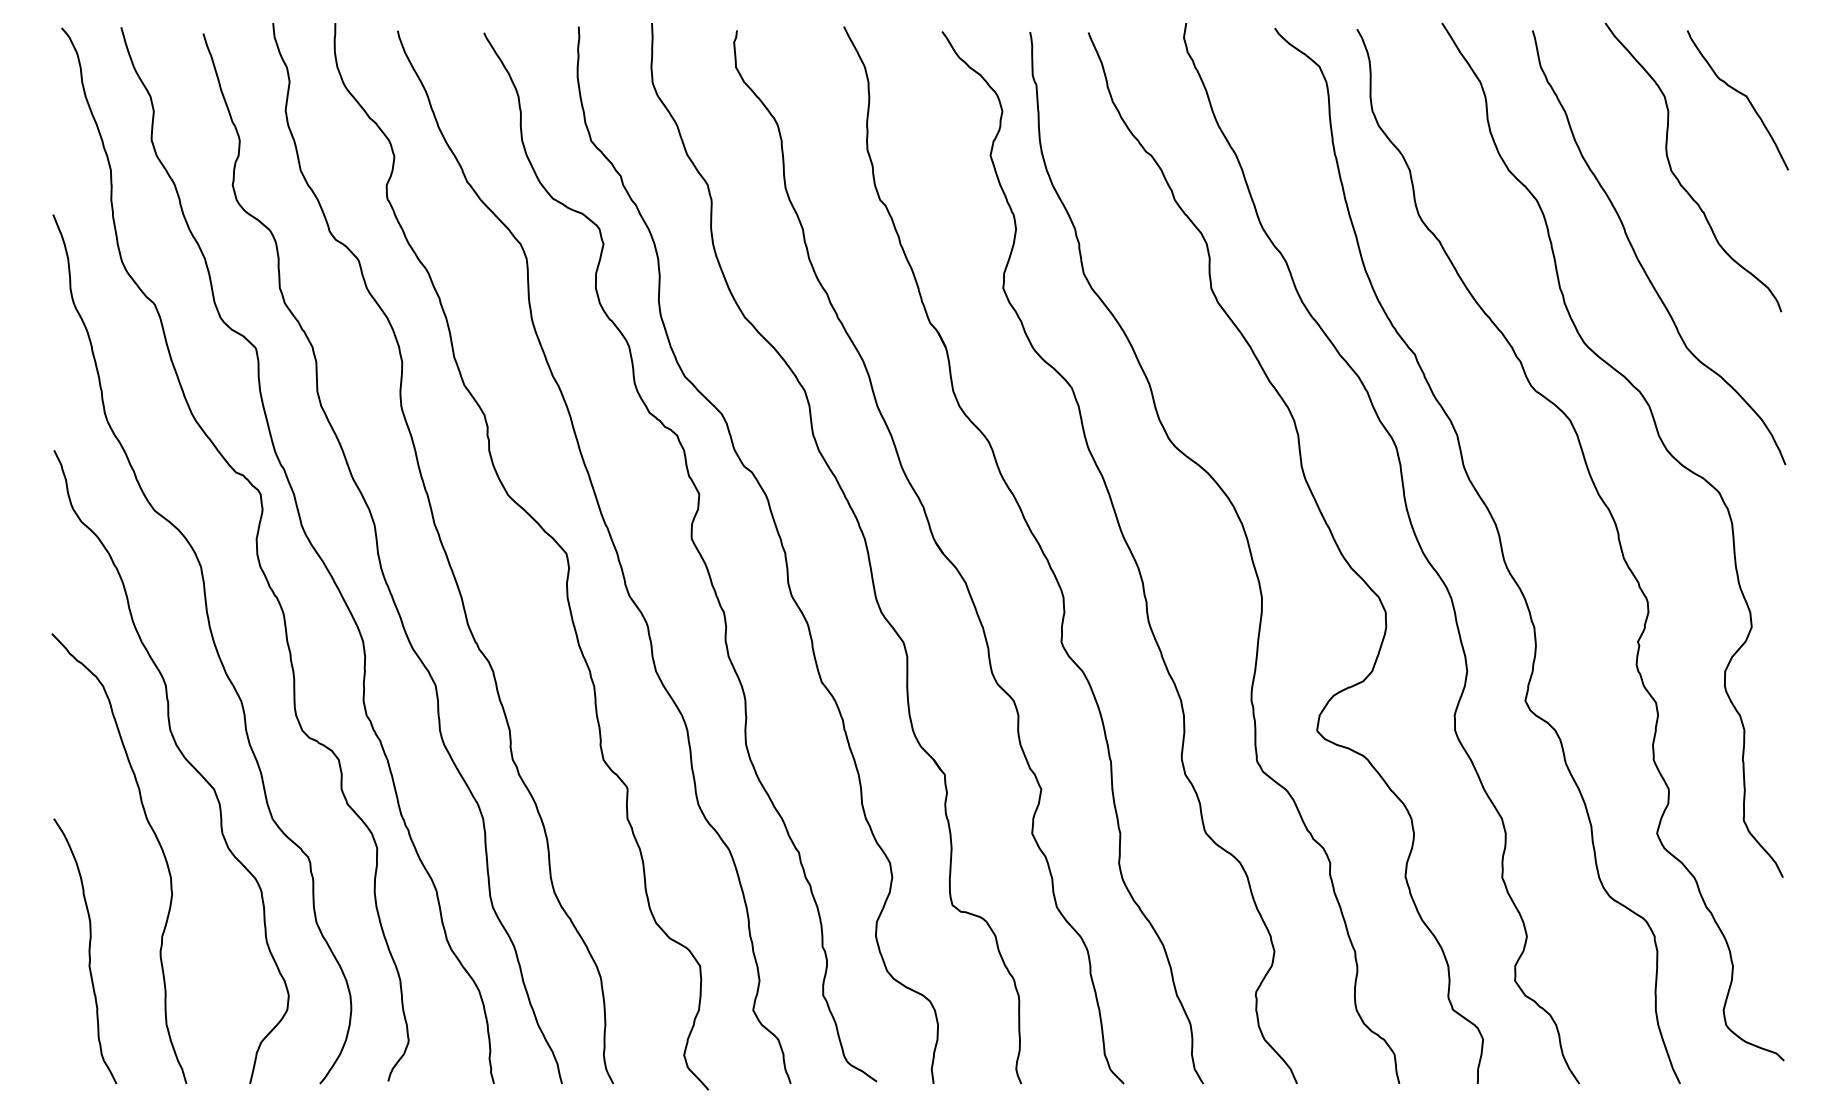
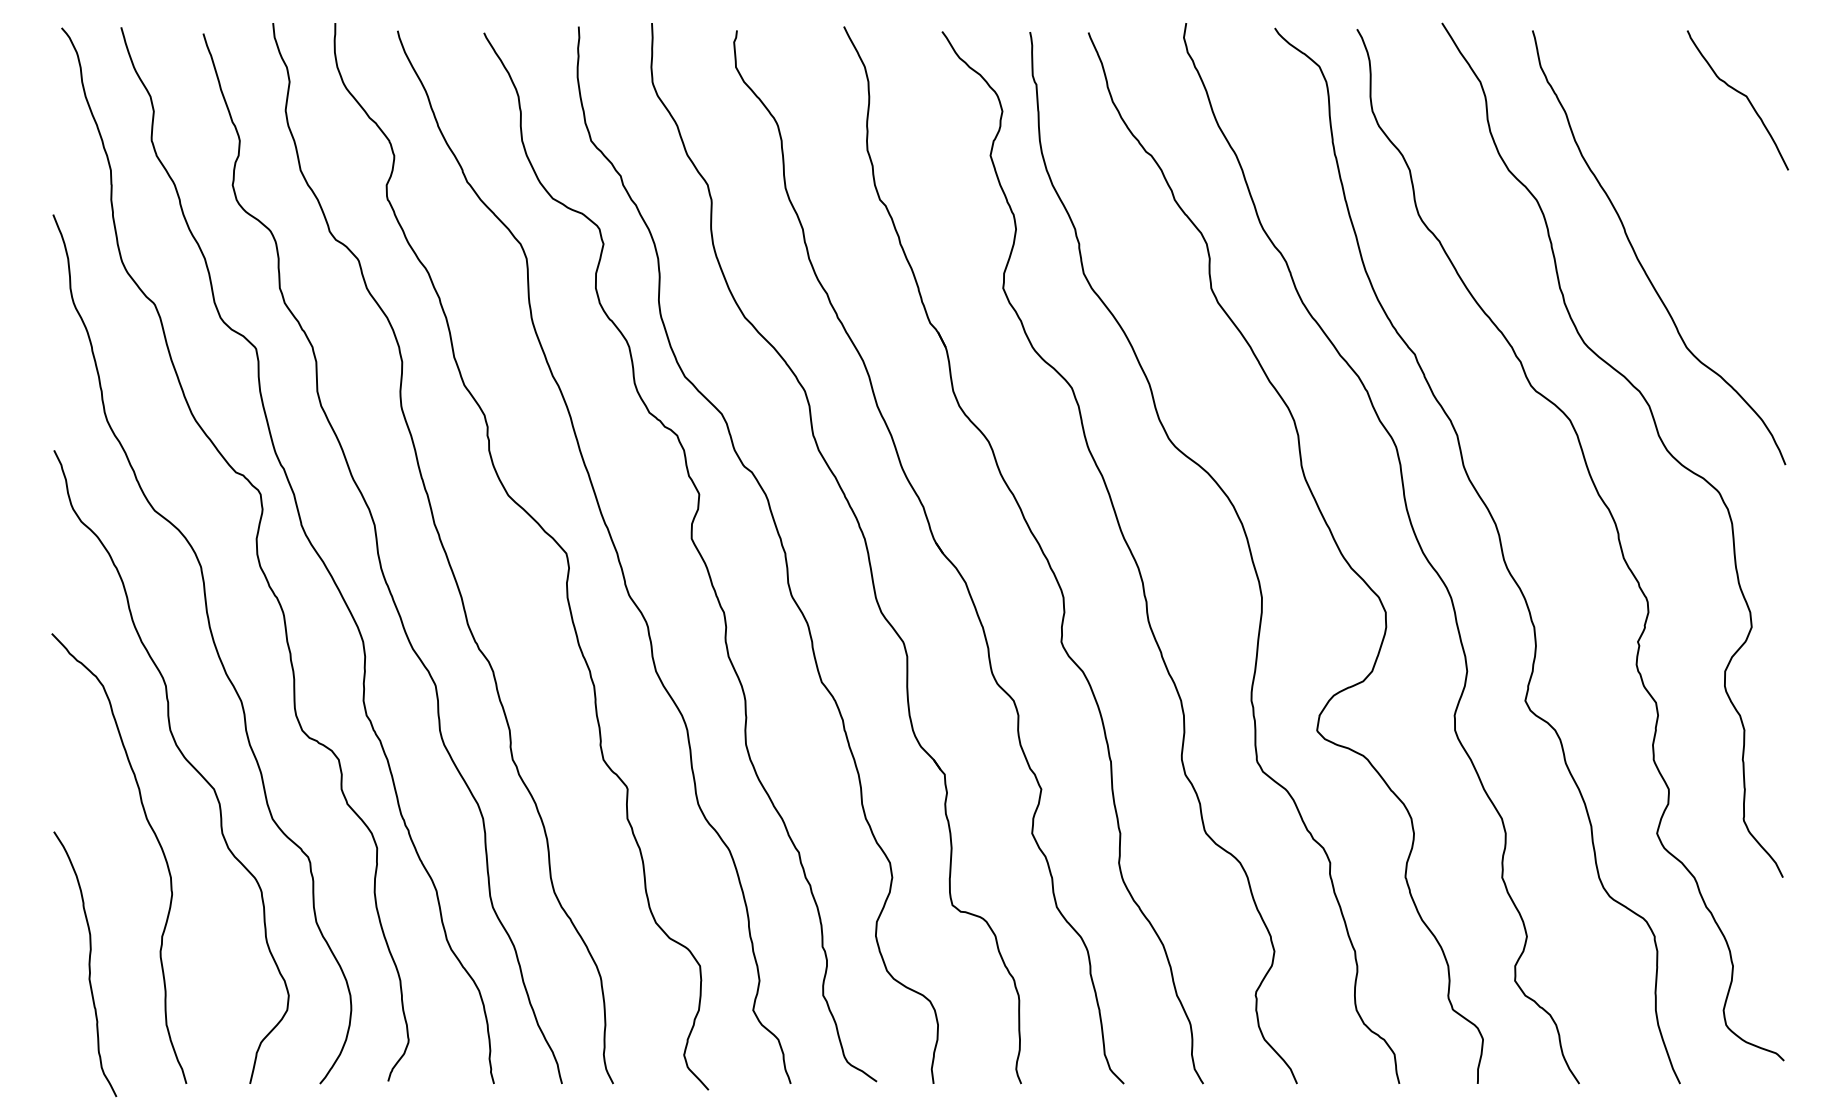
curve: present -> none (1678, 178)
curve position: (88, 951) -> (88, 964) (88, 964)
